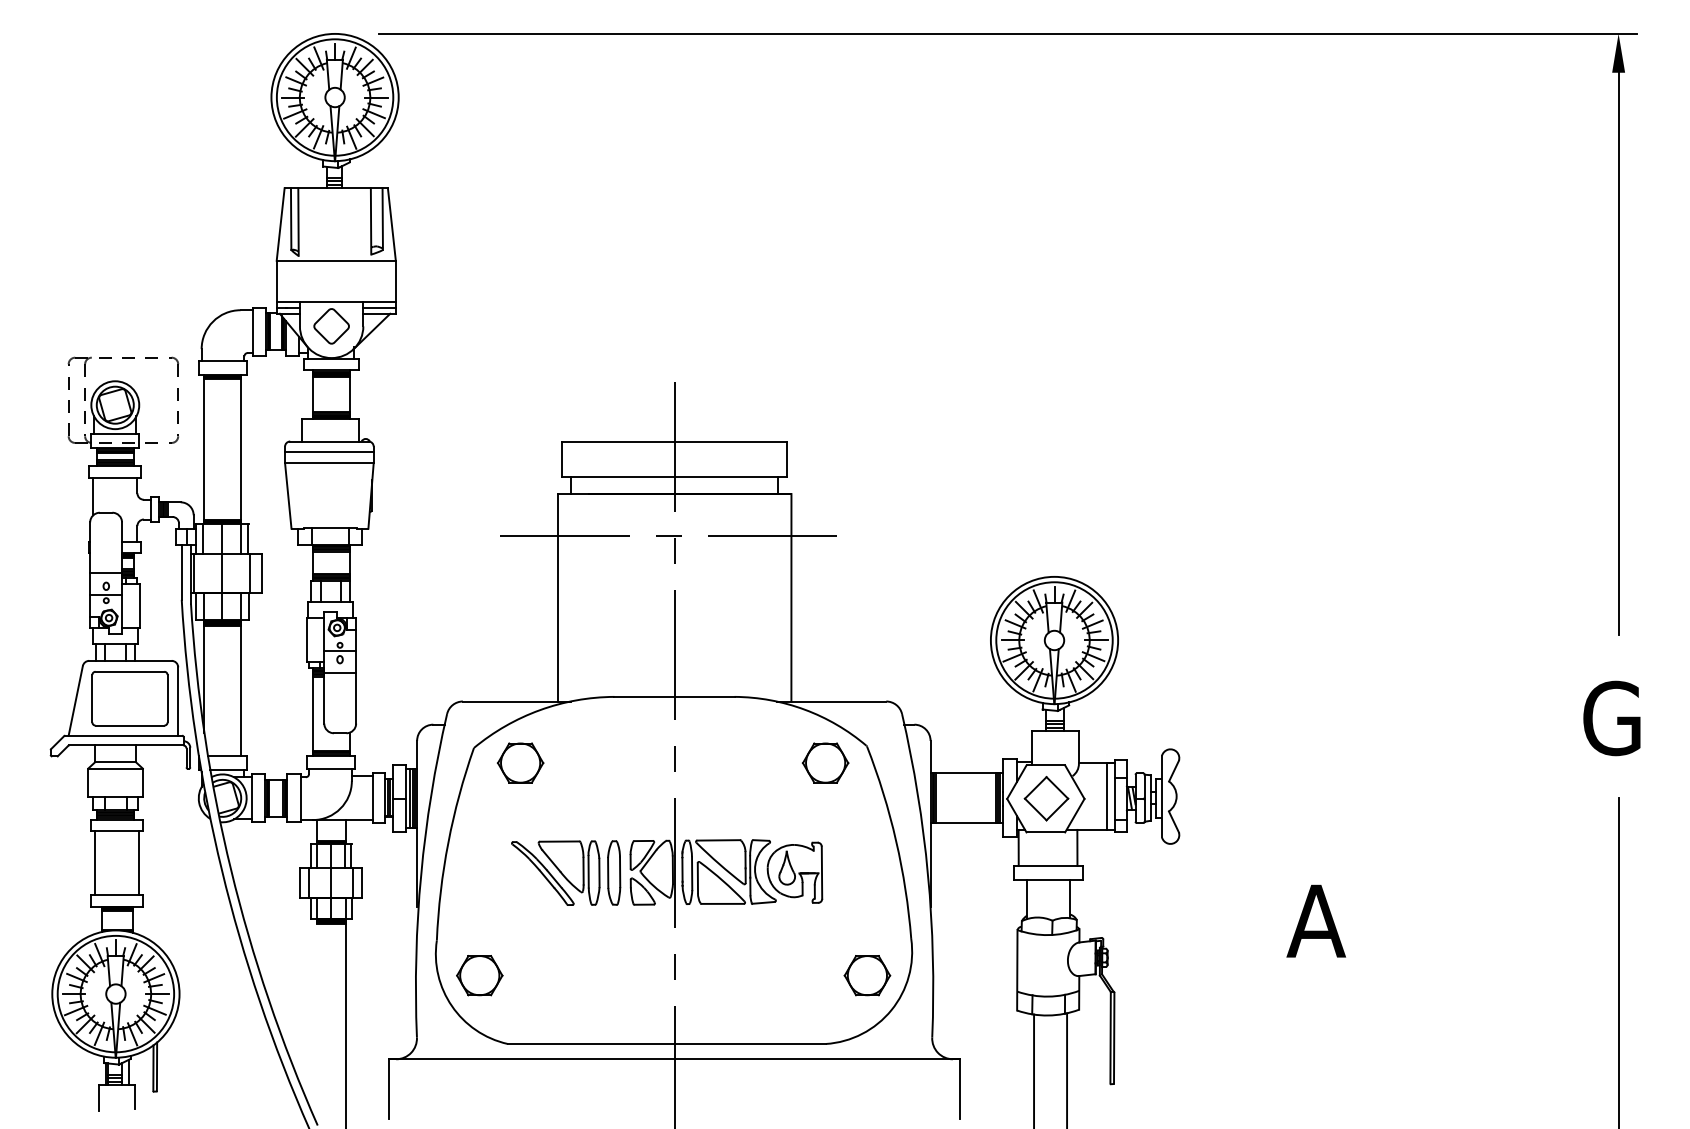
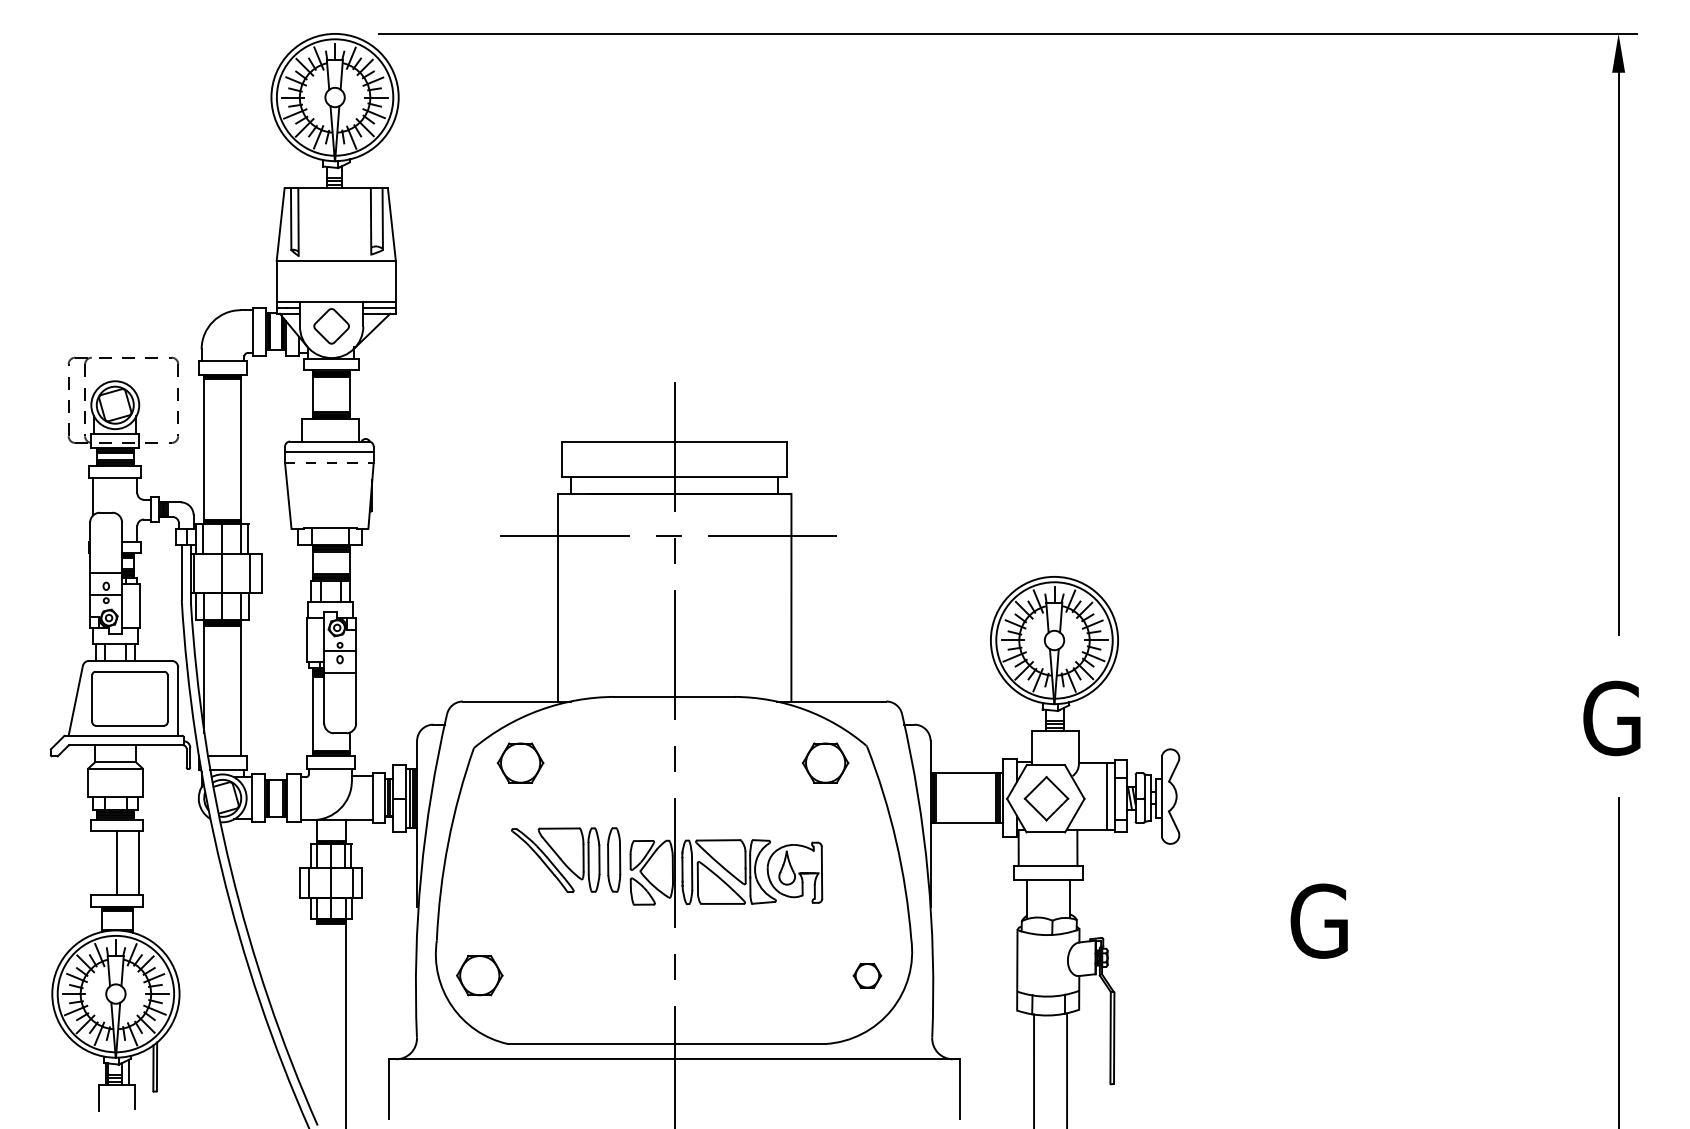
line: solid -> dashed (329, 463)
line position: (94, 863) -> (116, 863) (116, 863)
part position: (566, 872) -> (566, 859) (566, 859)
text: A -> G (1316, 920)
part size: 49x42 px -> 31x26 px (867, 975)
